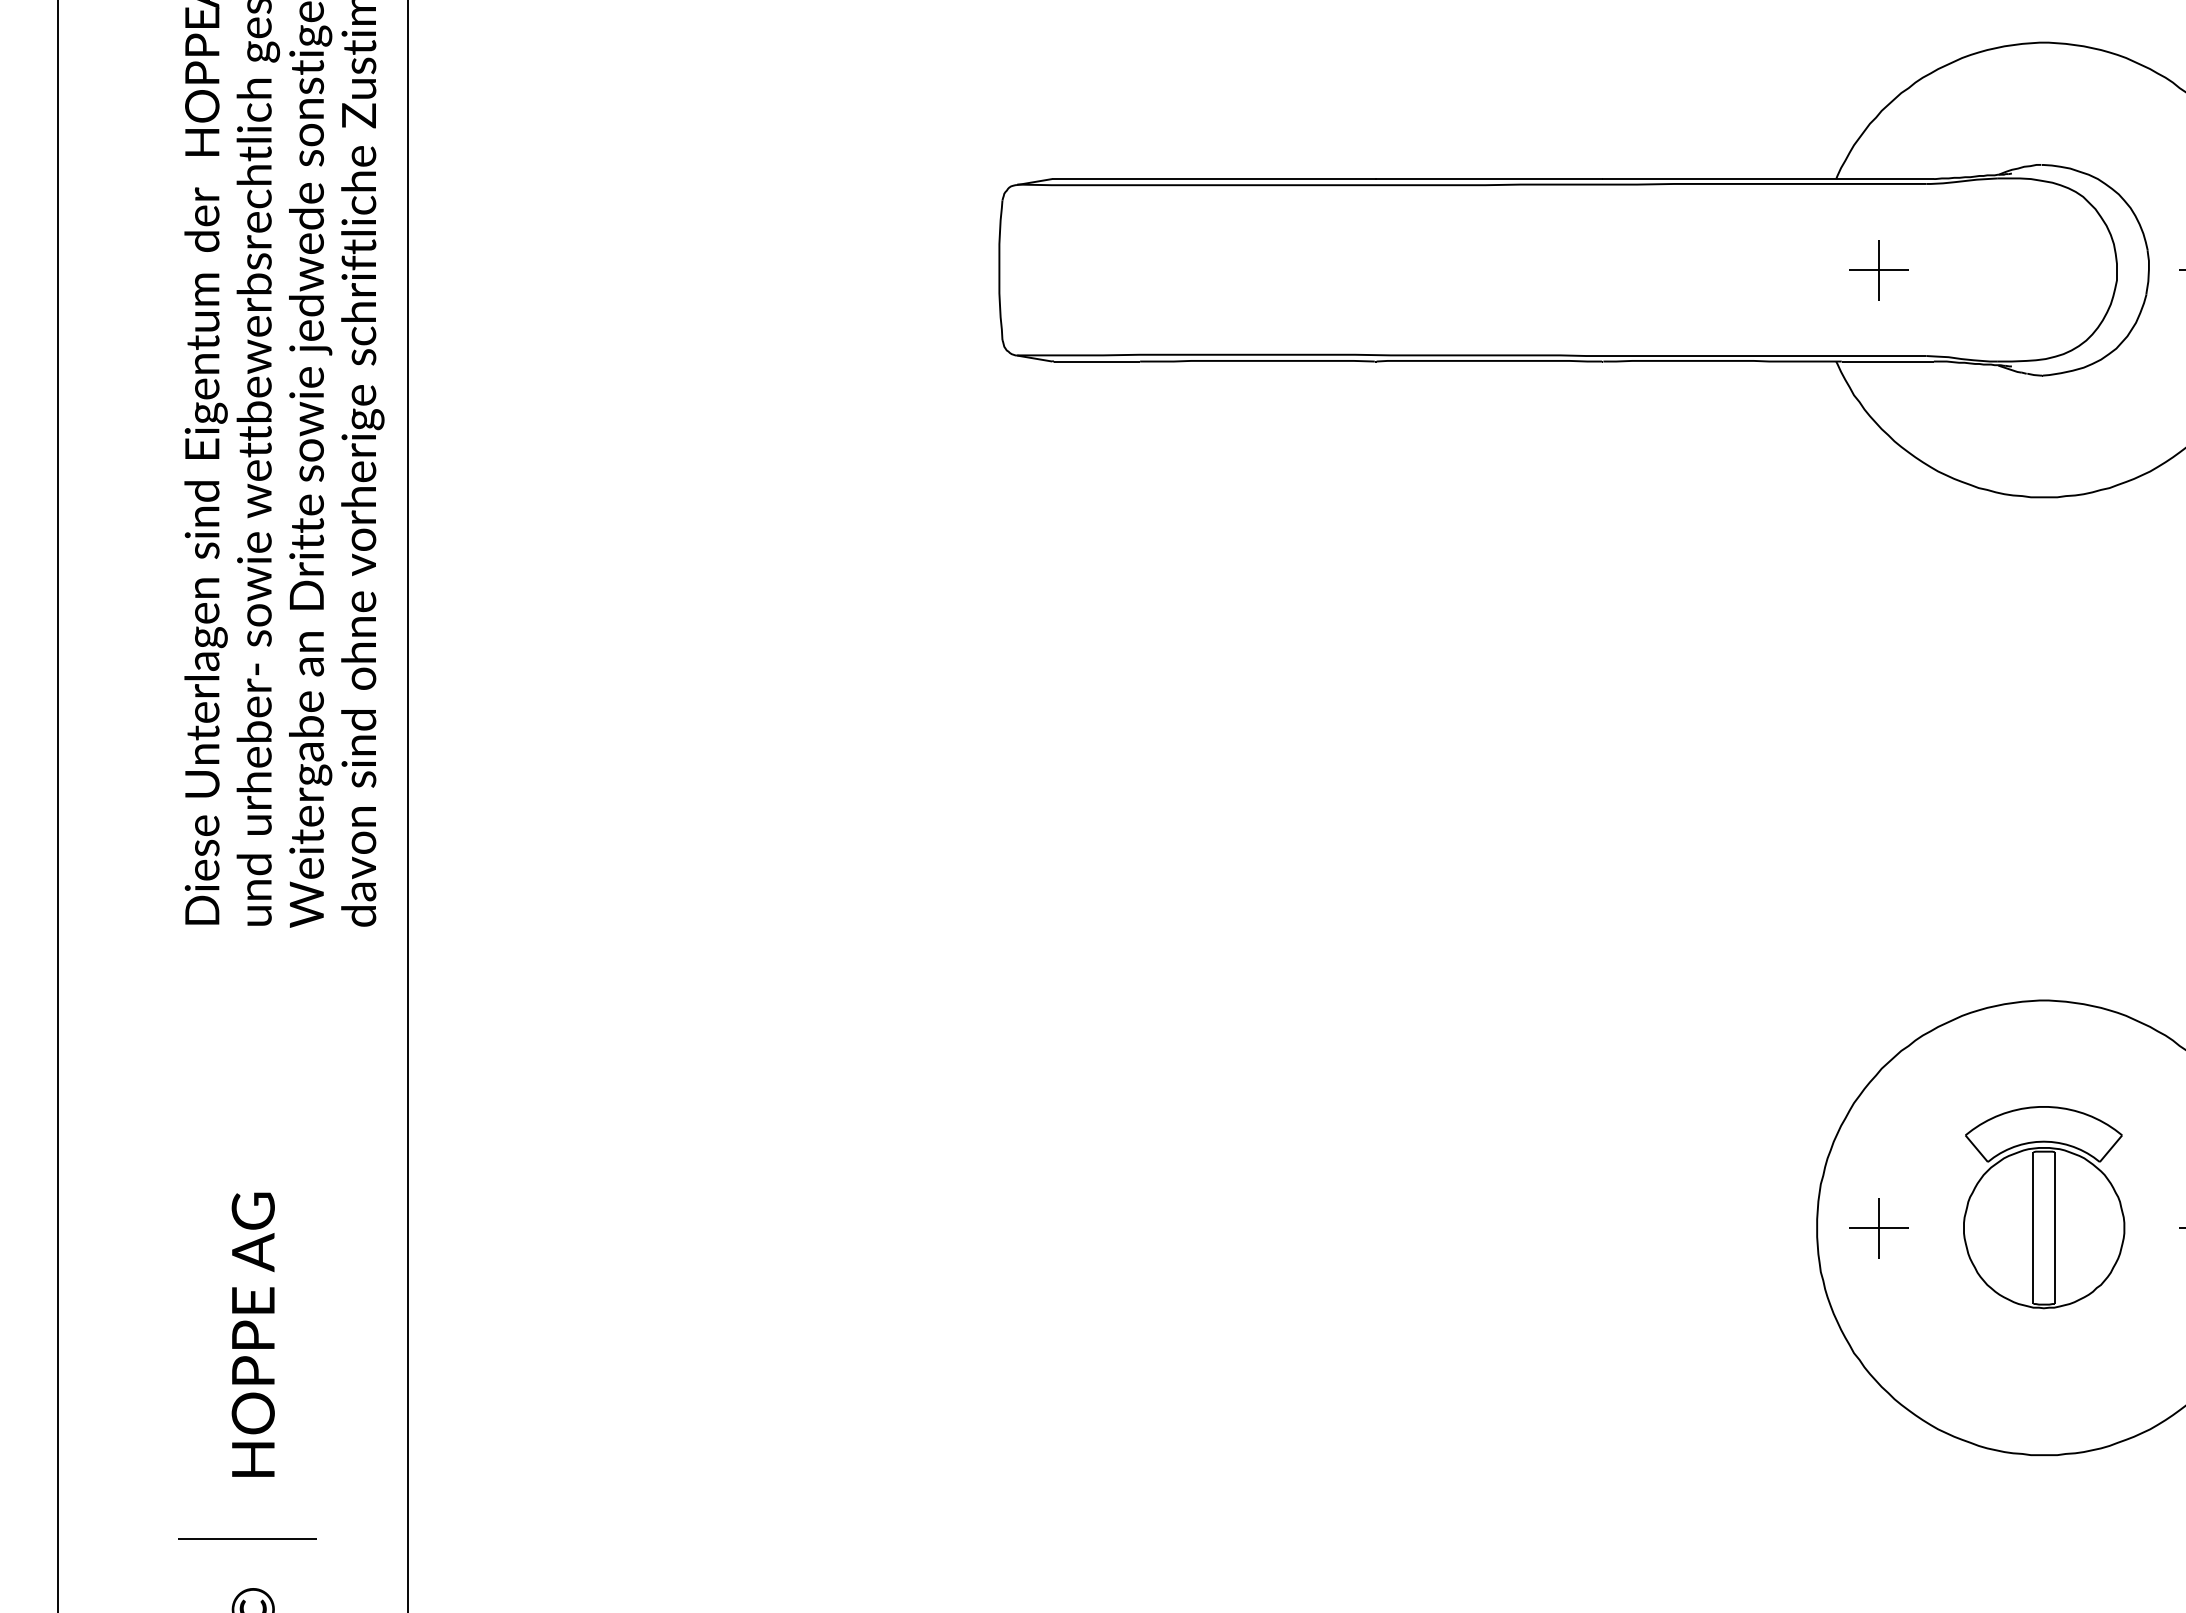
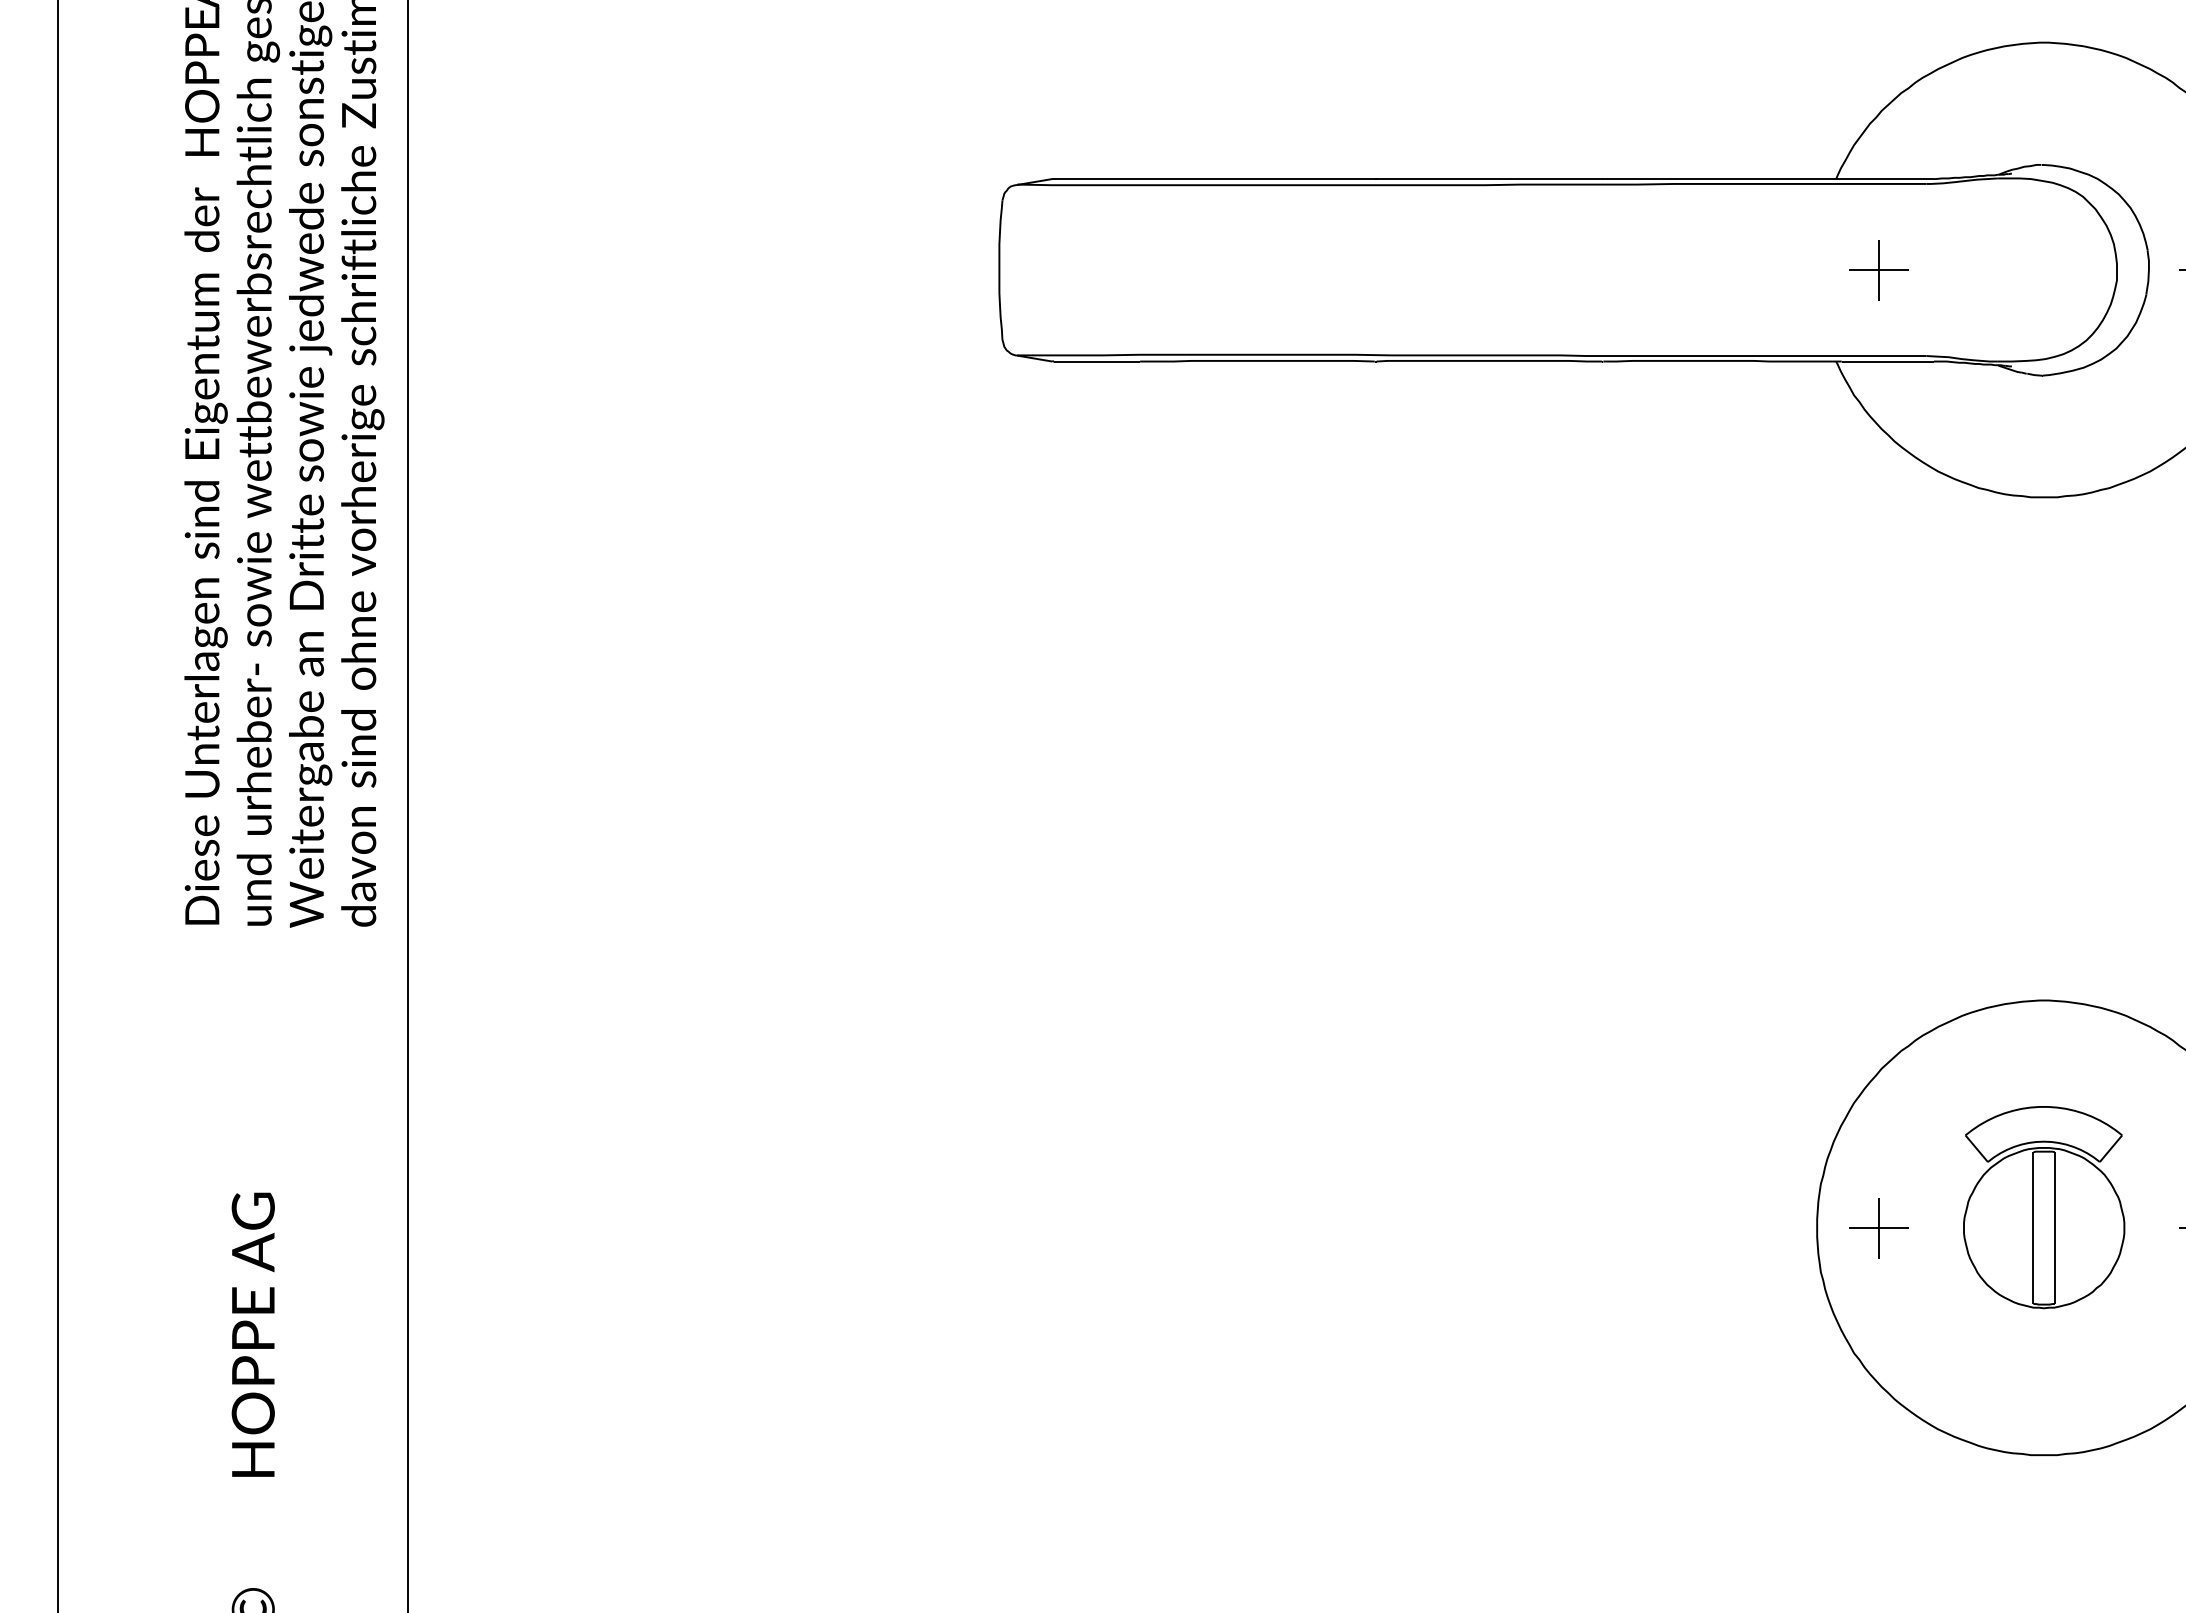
line: present -> none (247, 1538)
